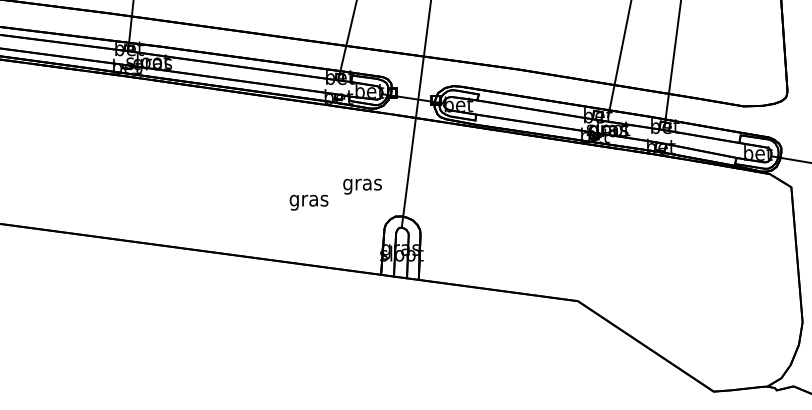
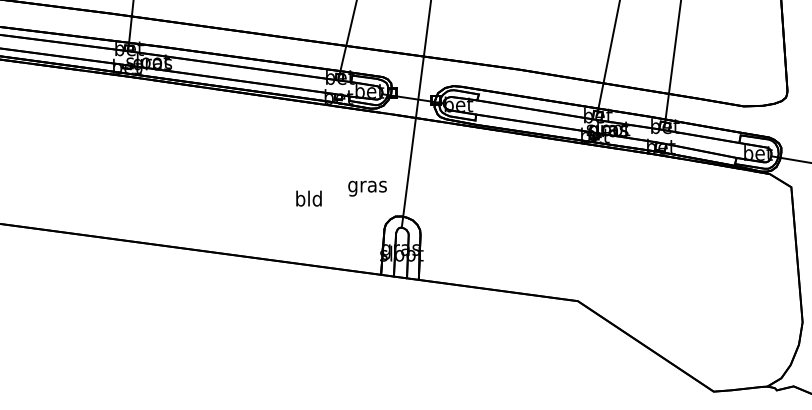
line position: (619, 59) -> (608, 58) (608, 58)
text position: (362, 186) -> (367, 188) (367, 188)
text: gras -> bld (308, 200)
